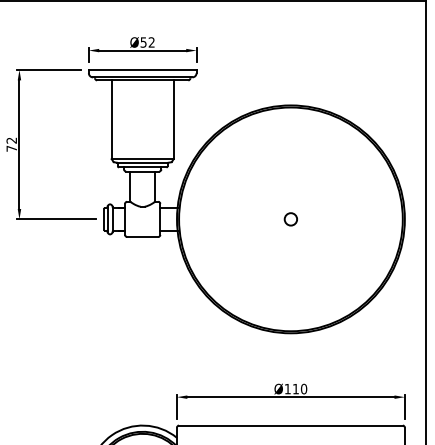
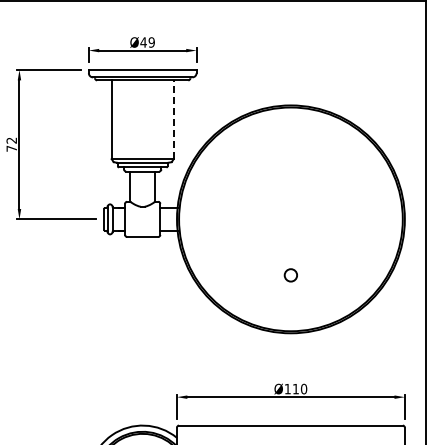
text: Ø52 -> Ø49 (147, 42)
line: solid -> dashed (173, 119)
circle position: (290, 219) -> (290, 275) (290, 275)
